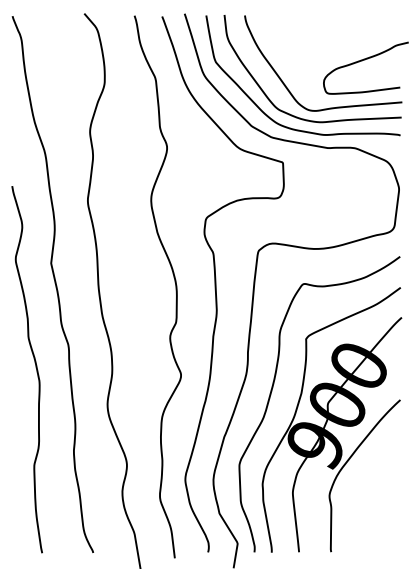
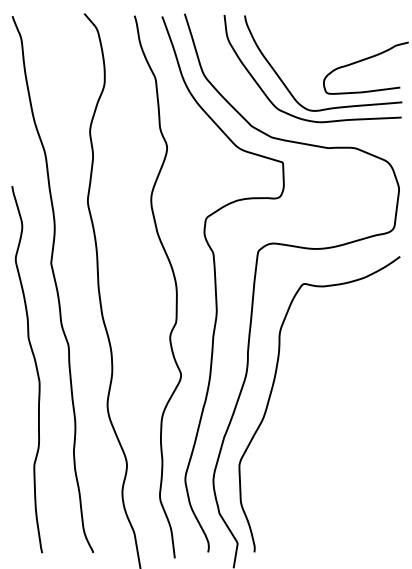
curve: present -> none (267, 114)
part: present -> none (331, 419)
